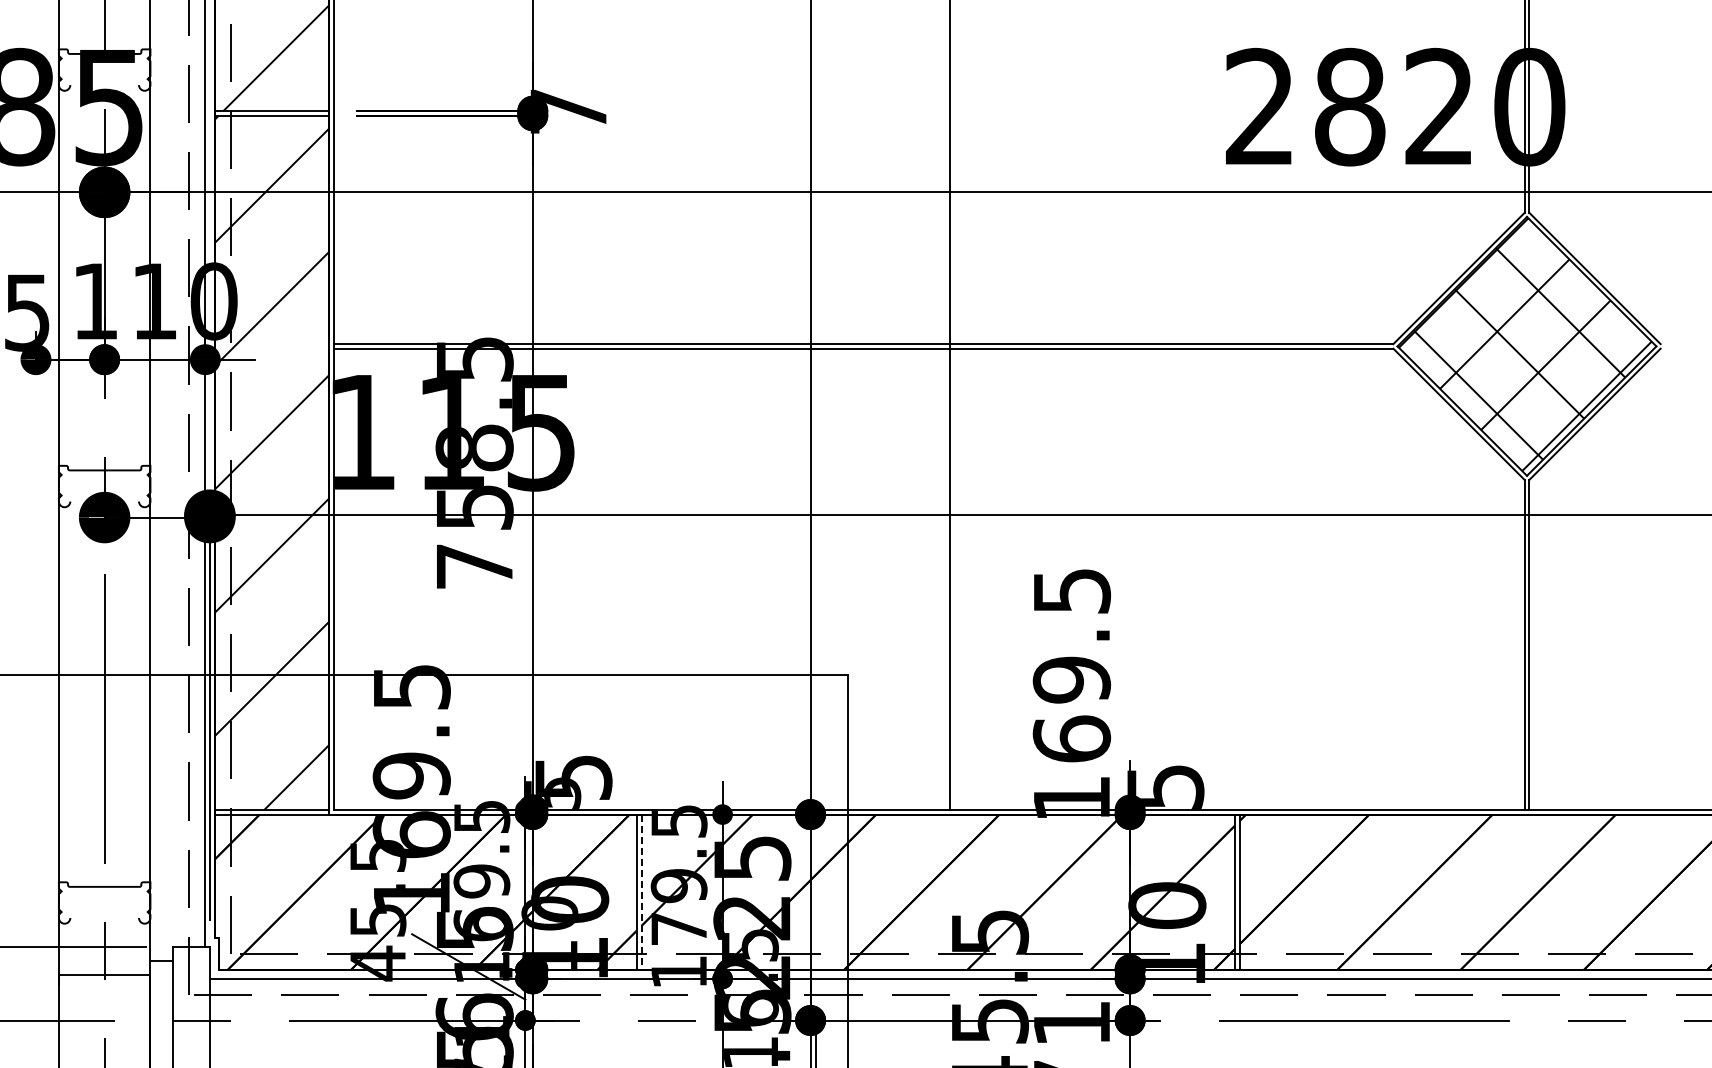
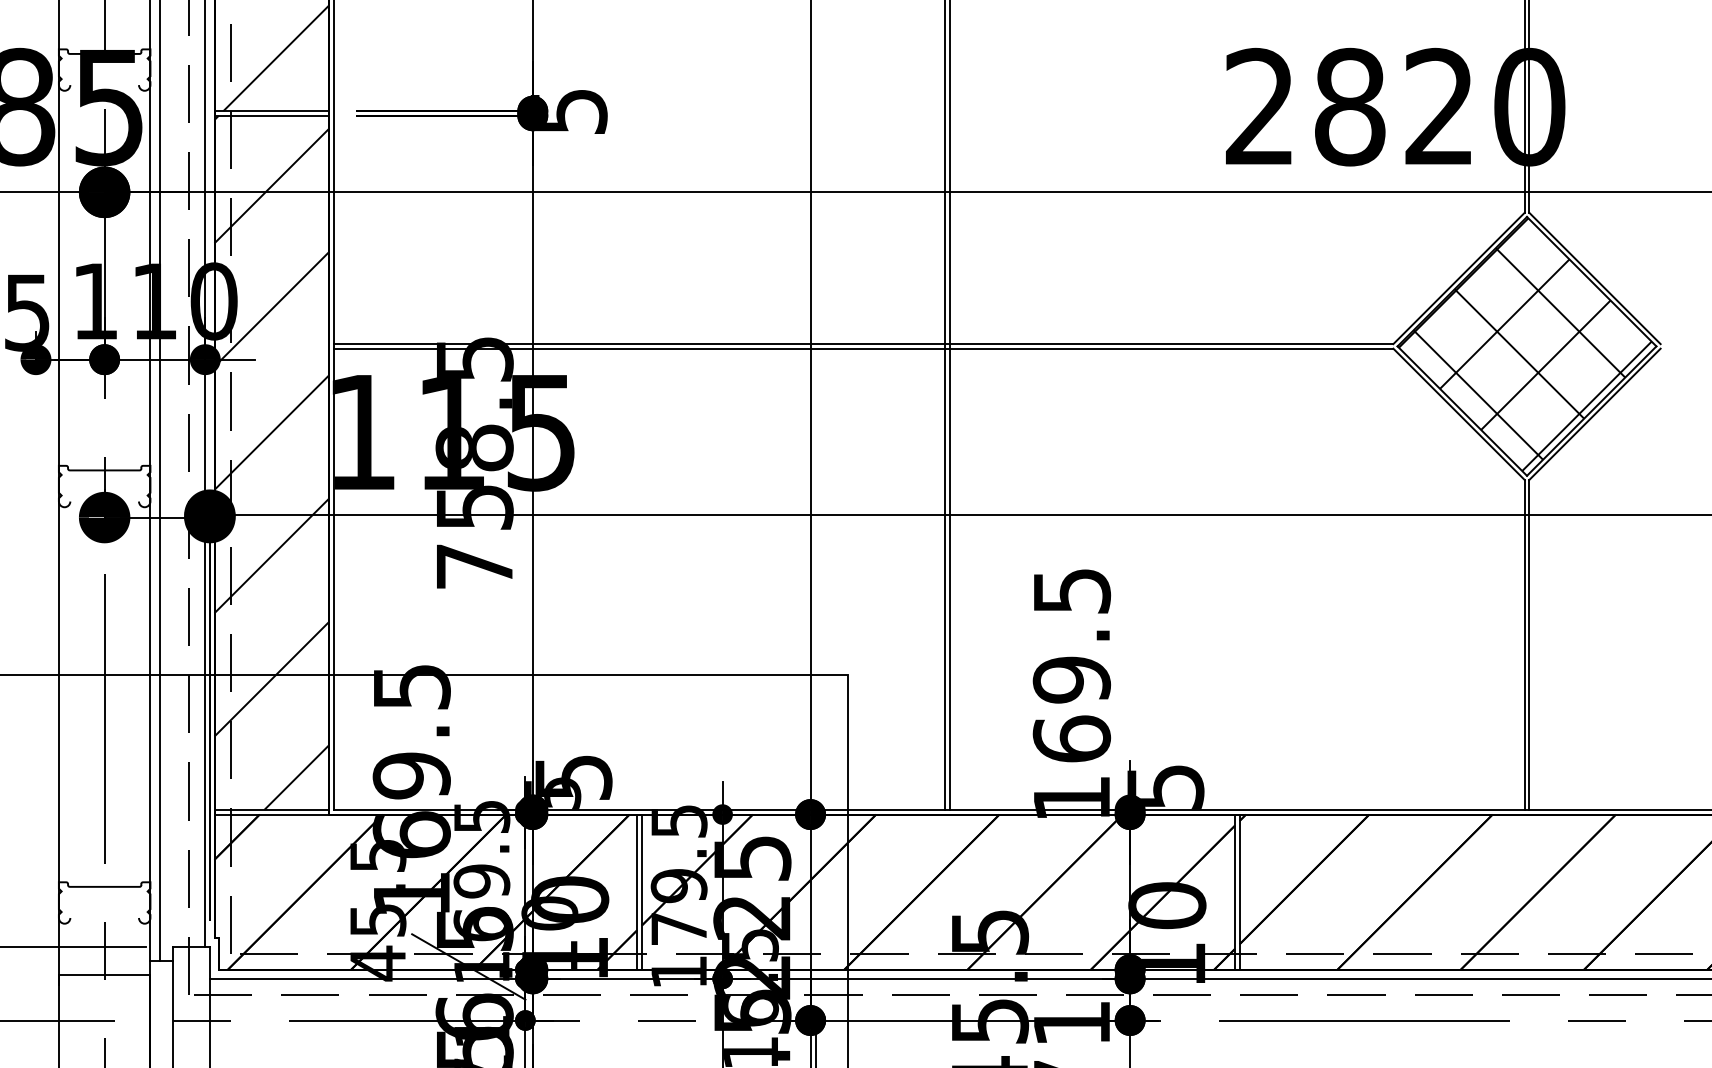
text: 7 -> 5 (568, 111)
line: none -> present (945, 405)
line: none -> present (159, 481)
line: dashed -> solid (641, 892)
